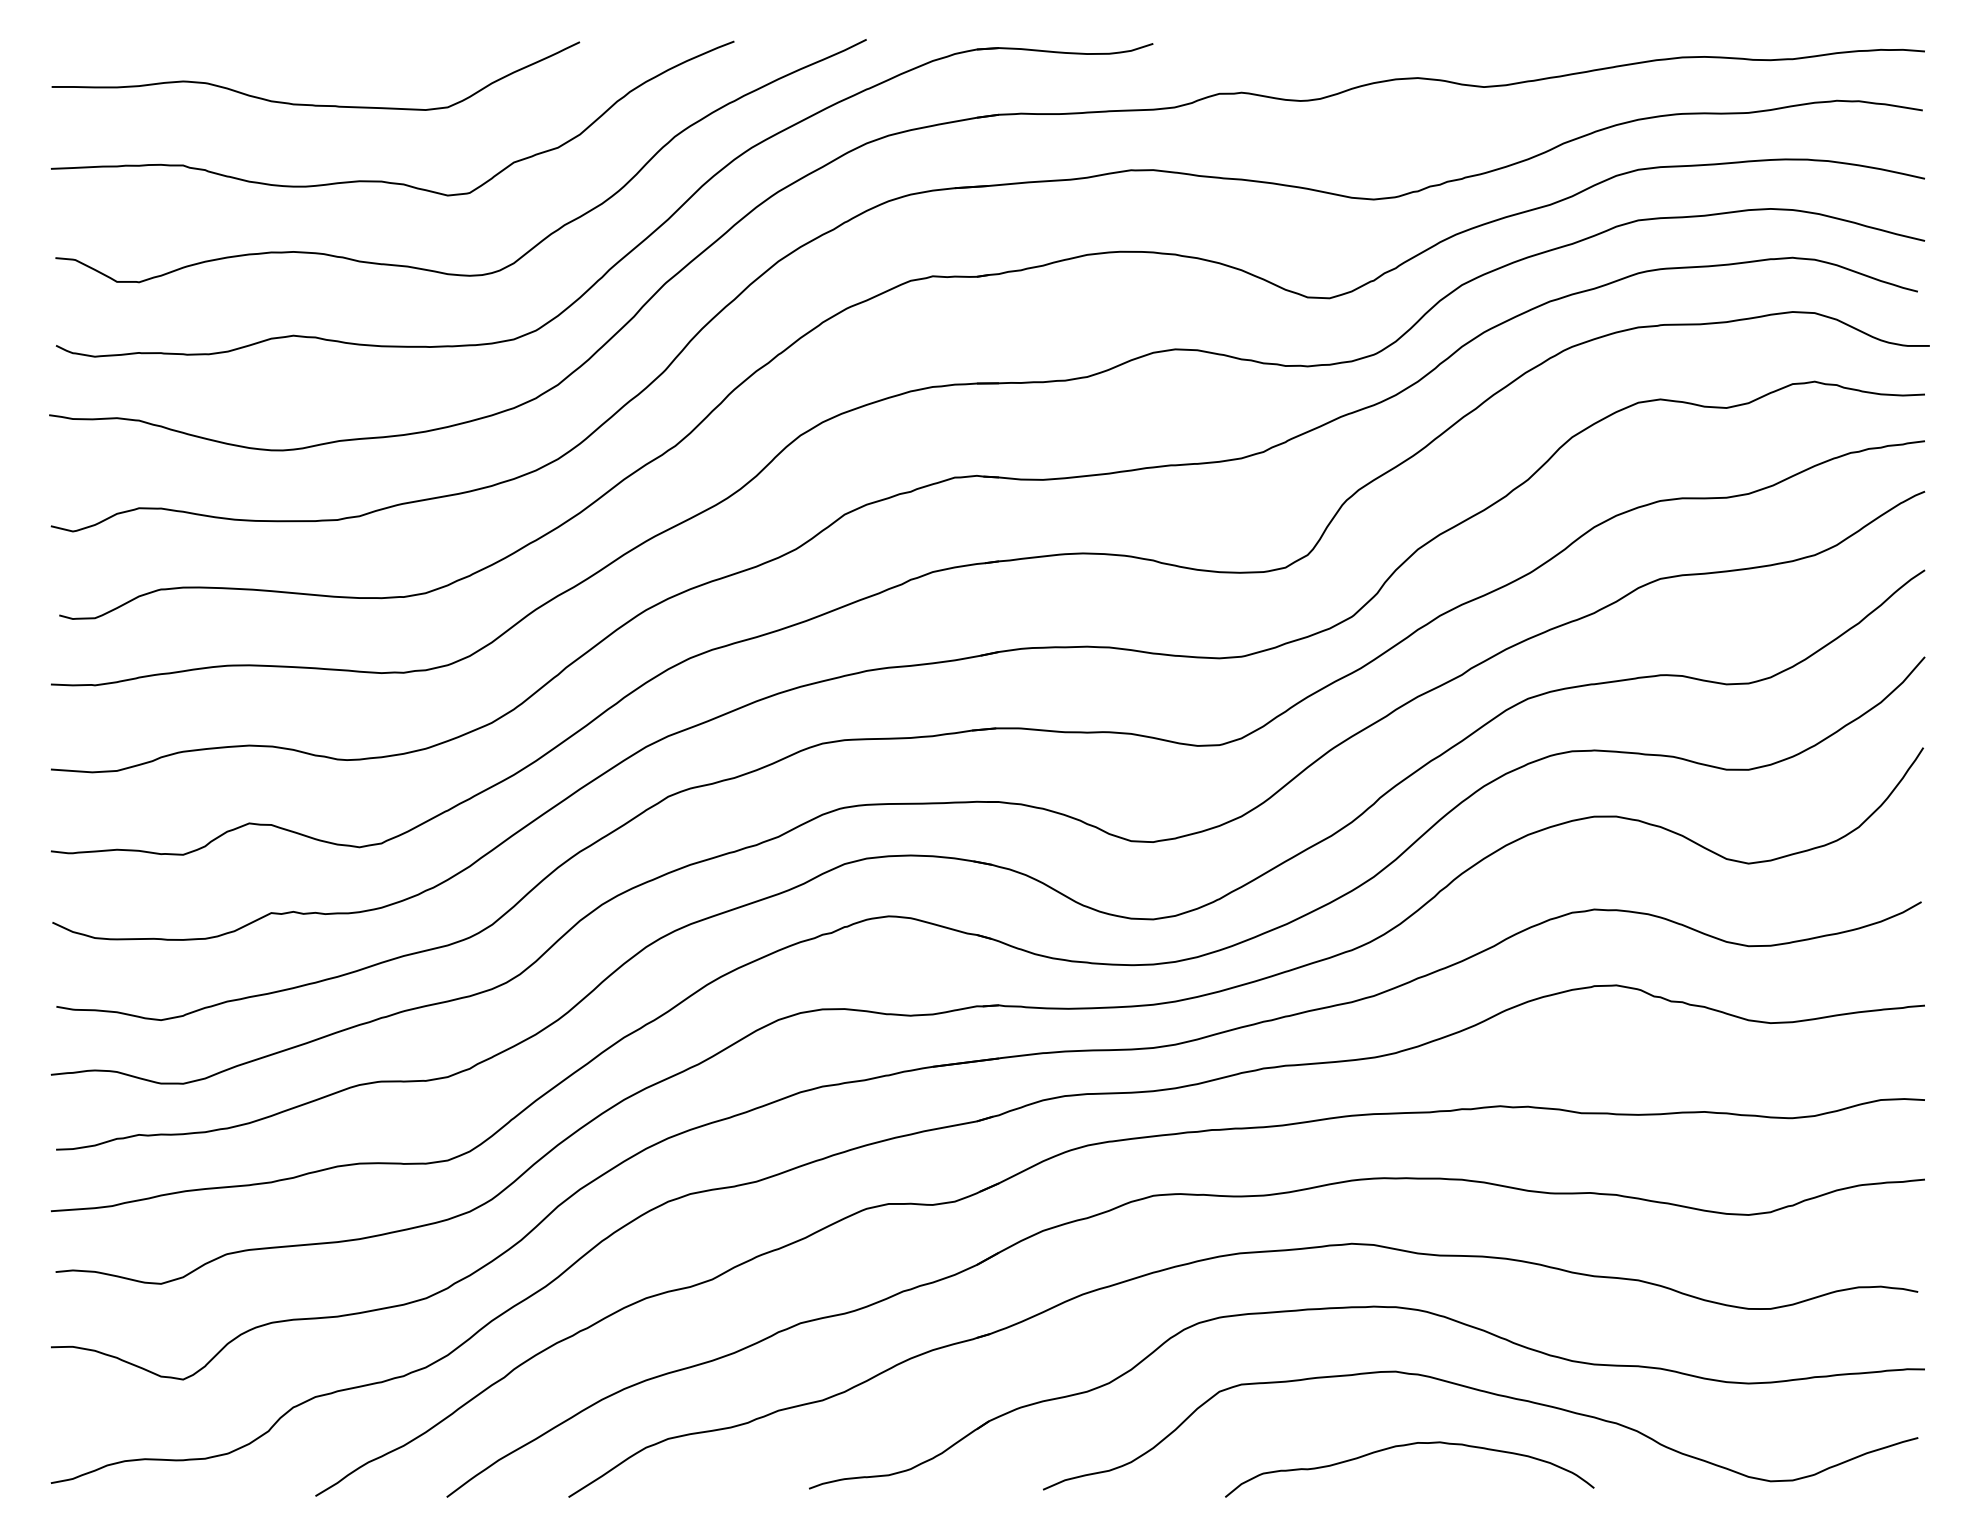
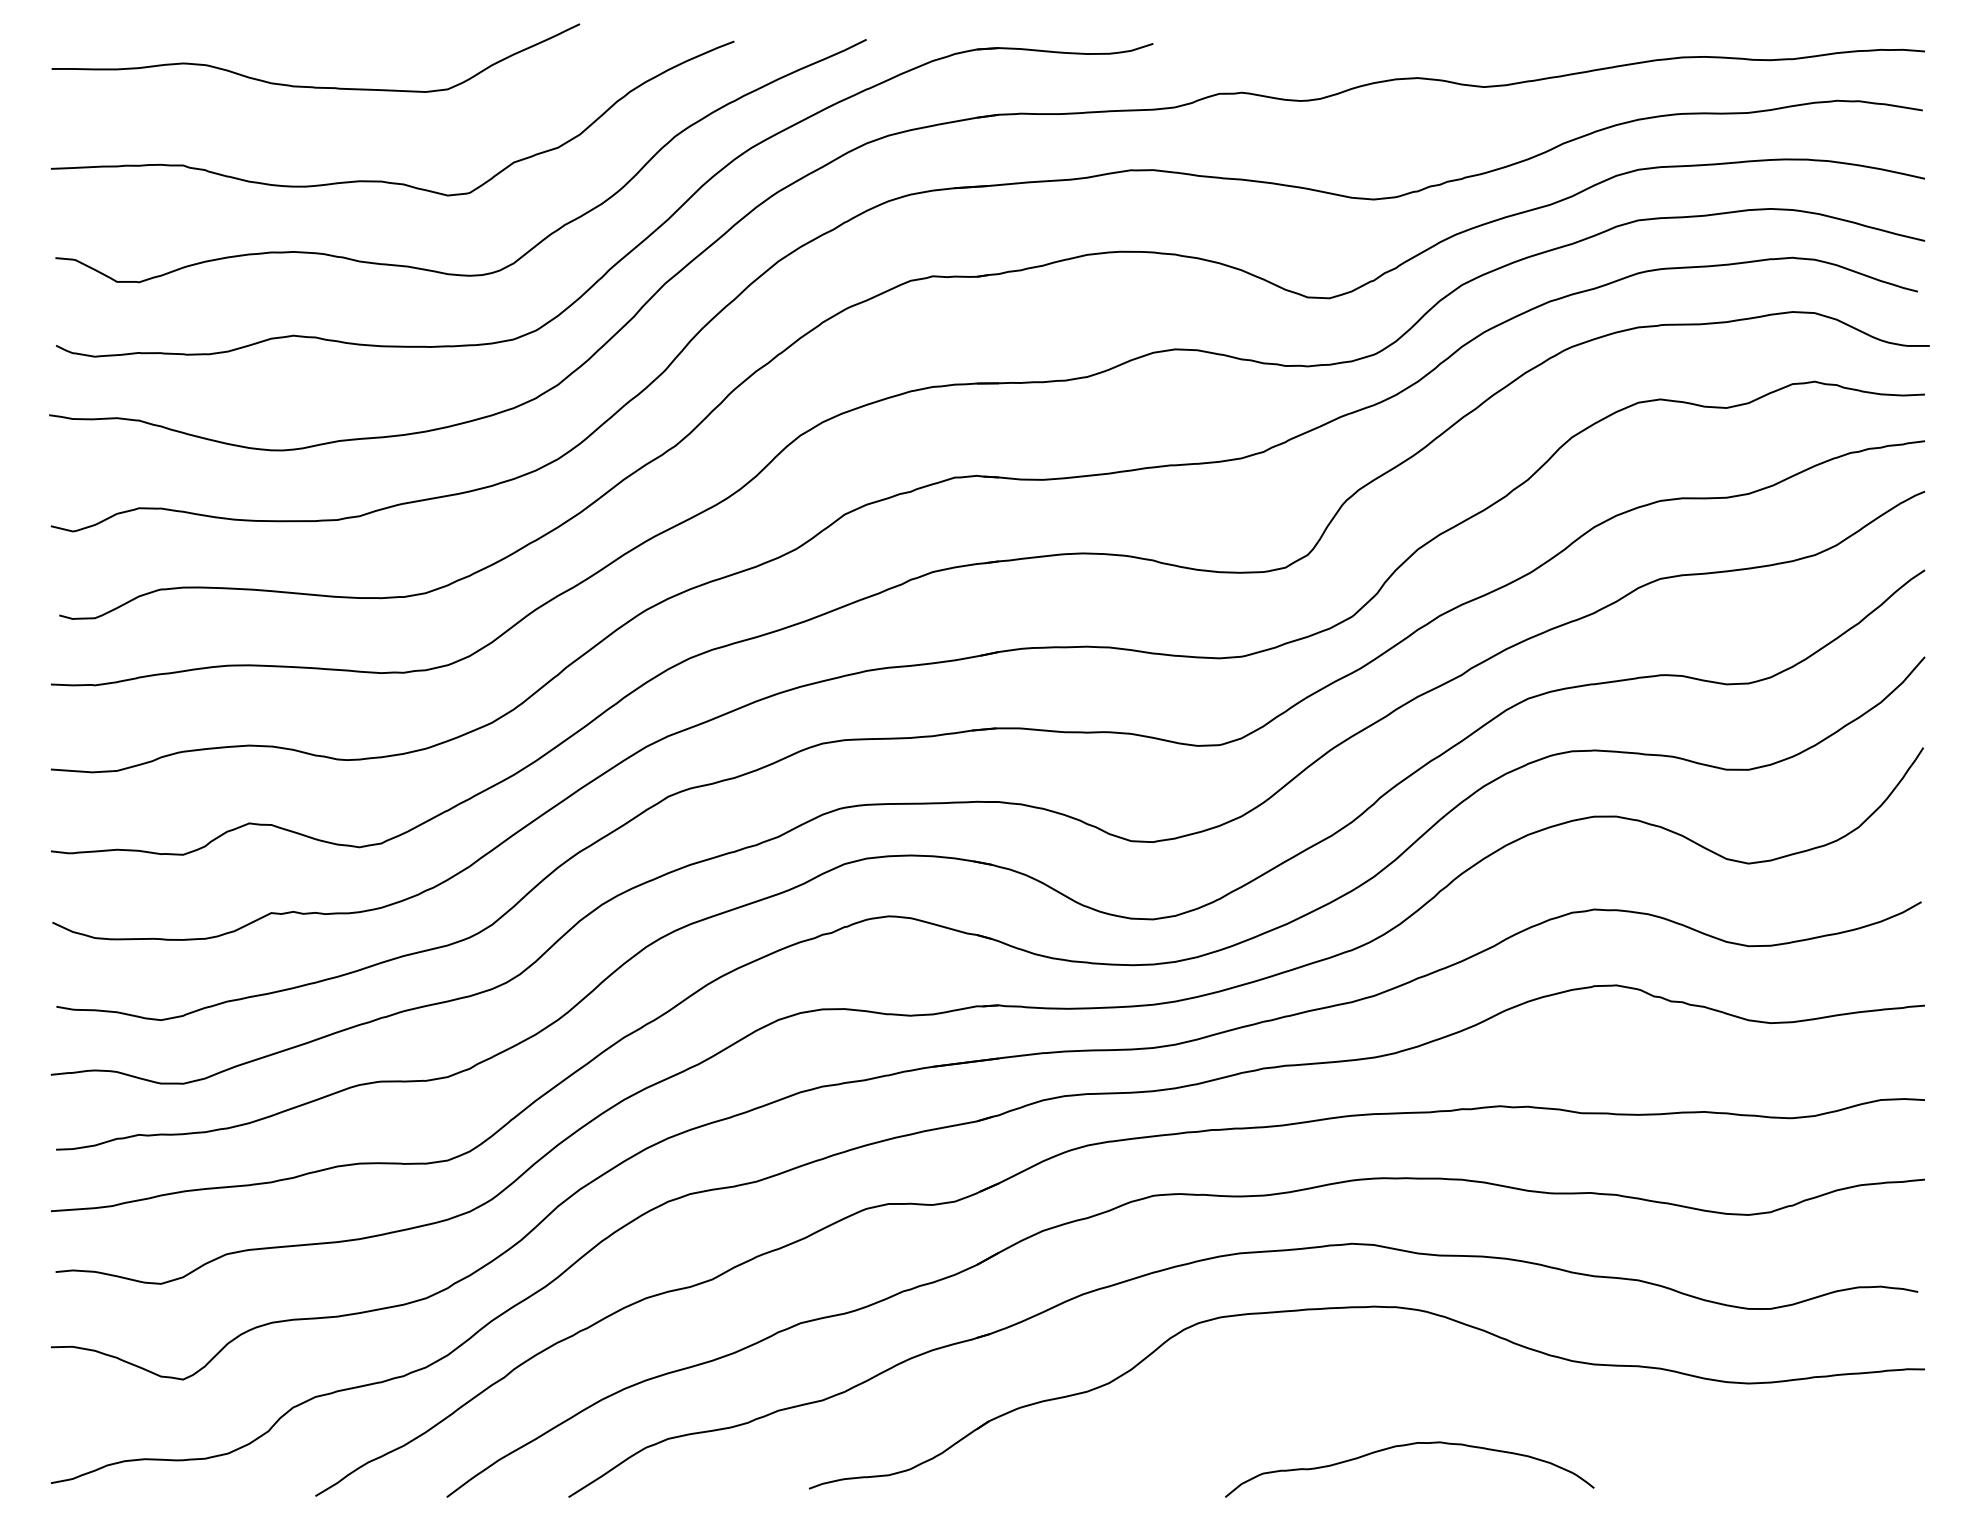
curve position: (315, 104) -> (315, 86) (315, 86)
curve: present -> none (1491, 1394)
